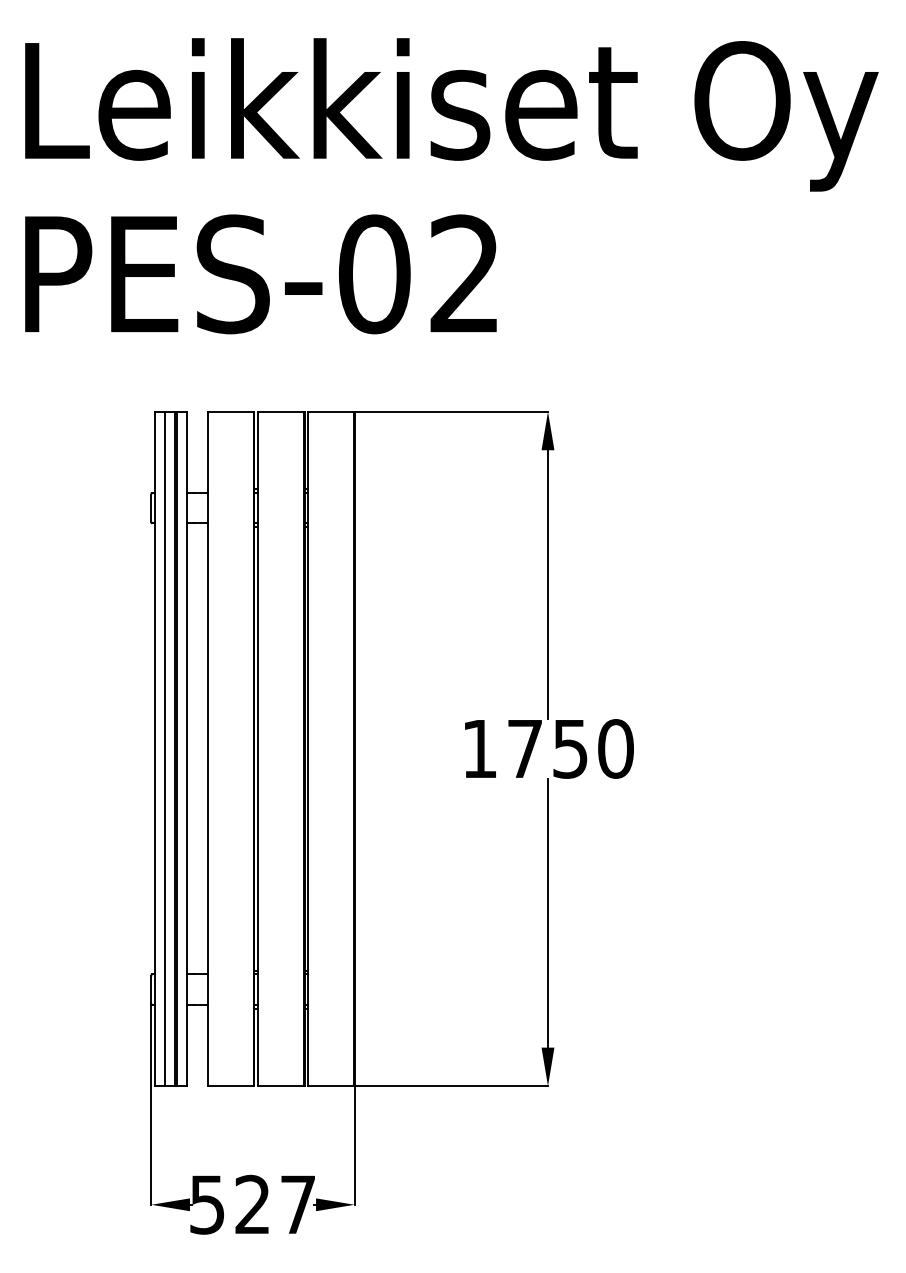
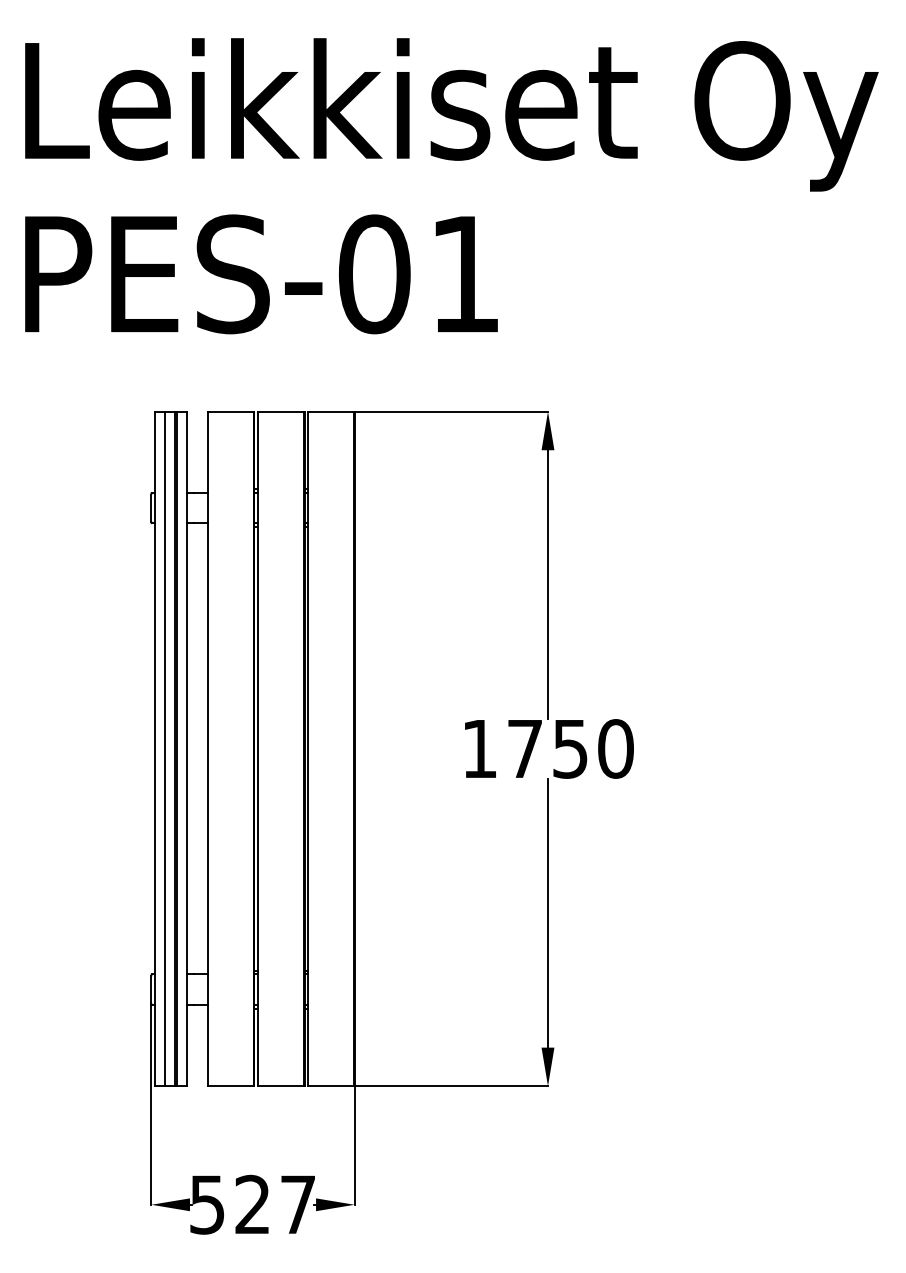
text: PES-02 -> PES-01 (463, 273)
